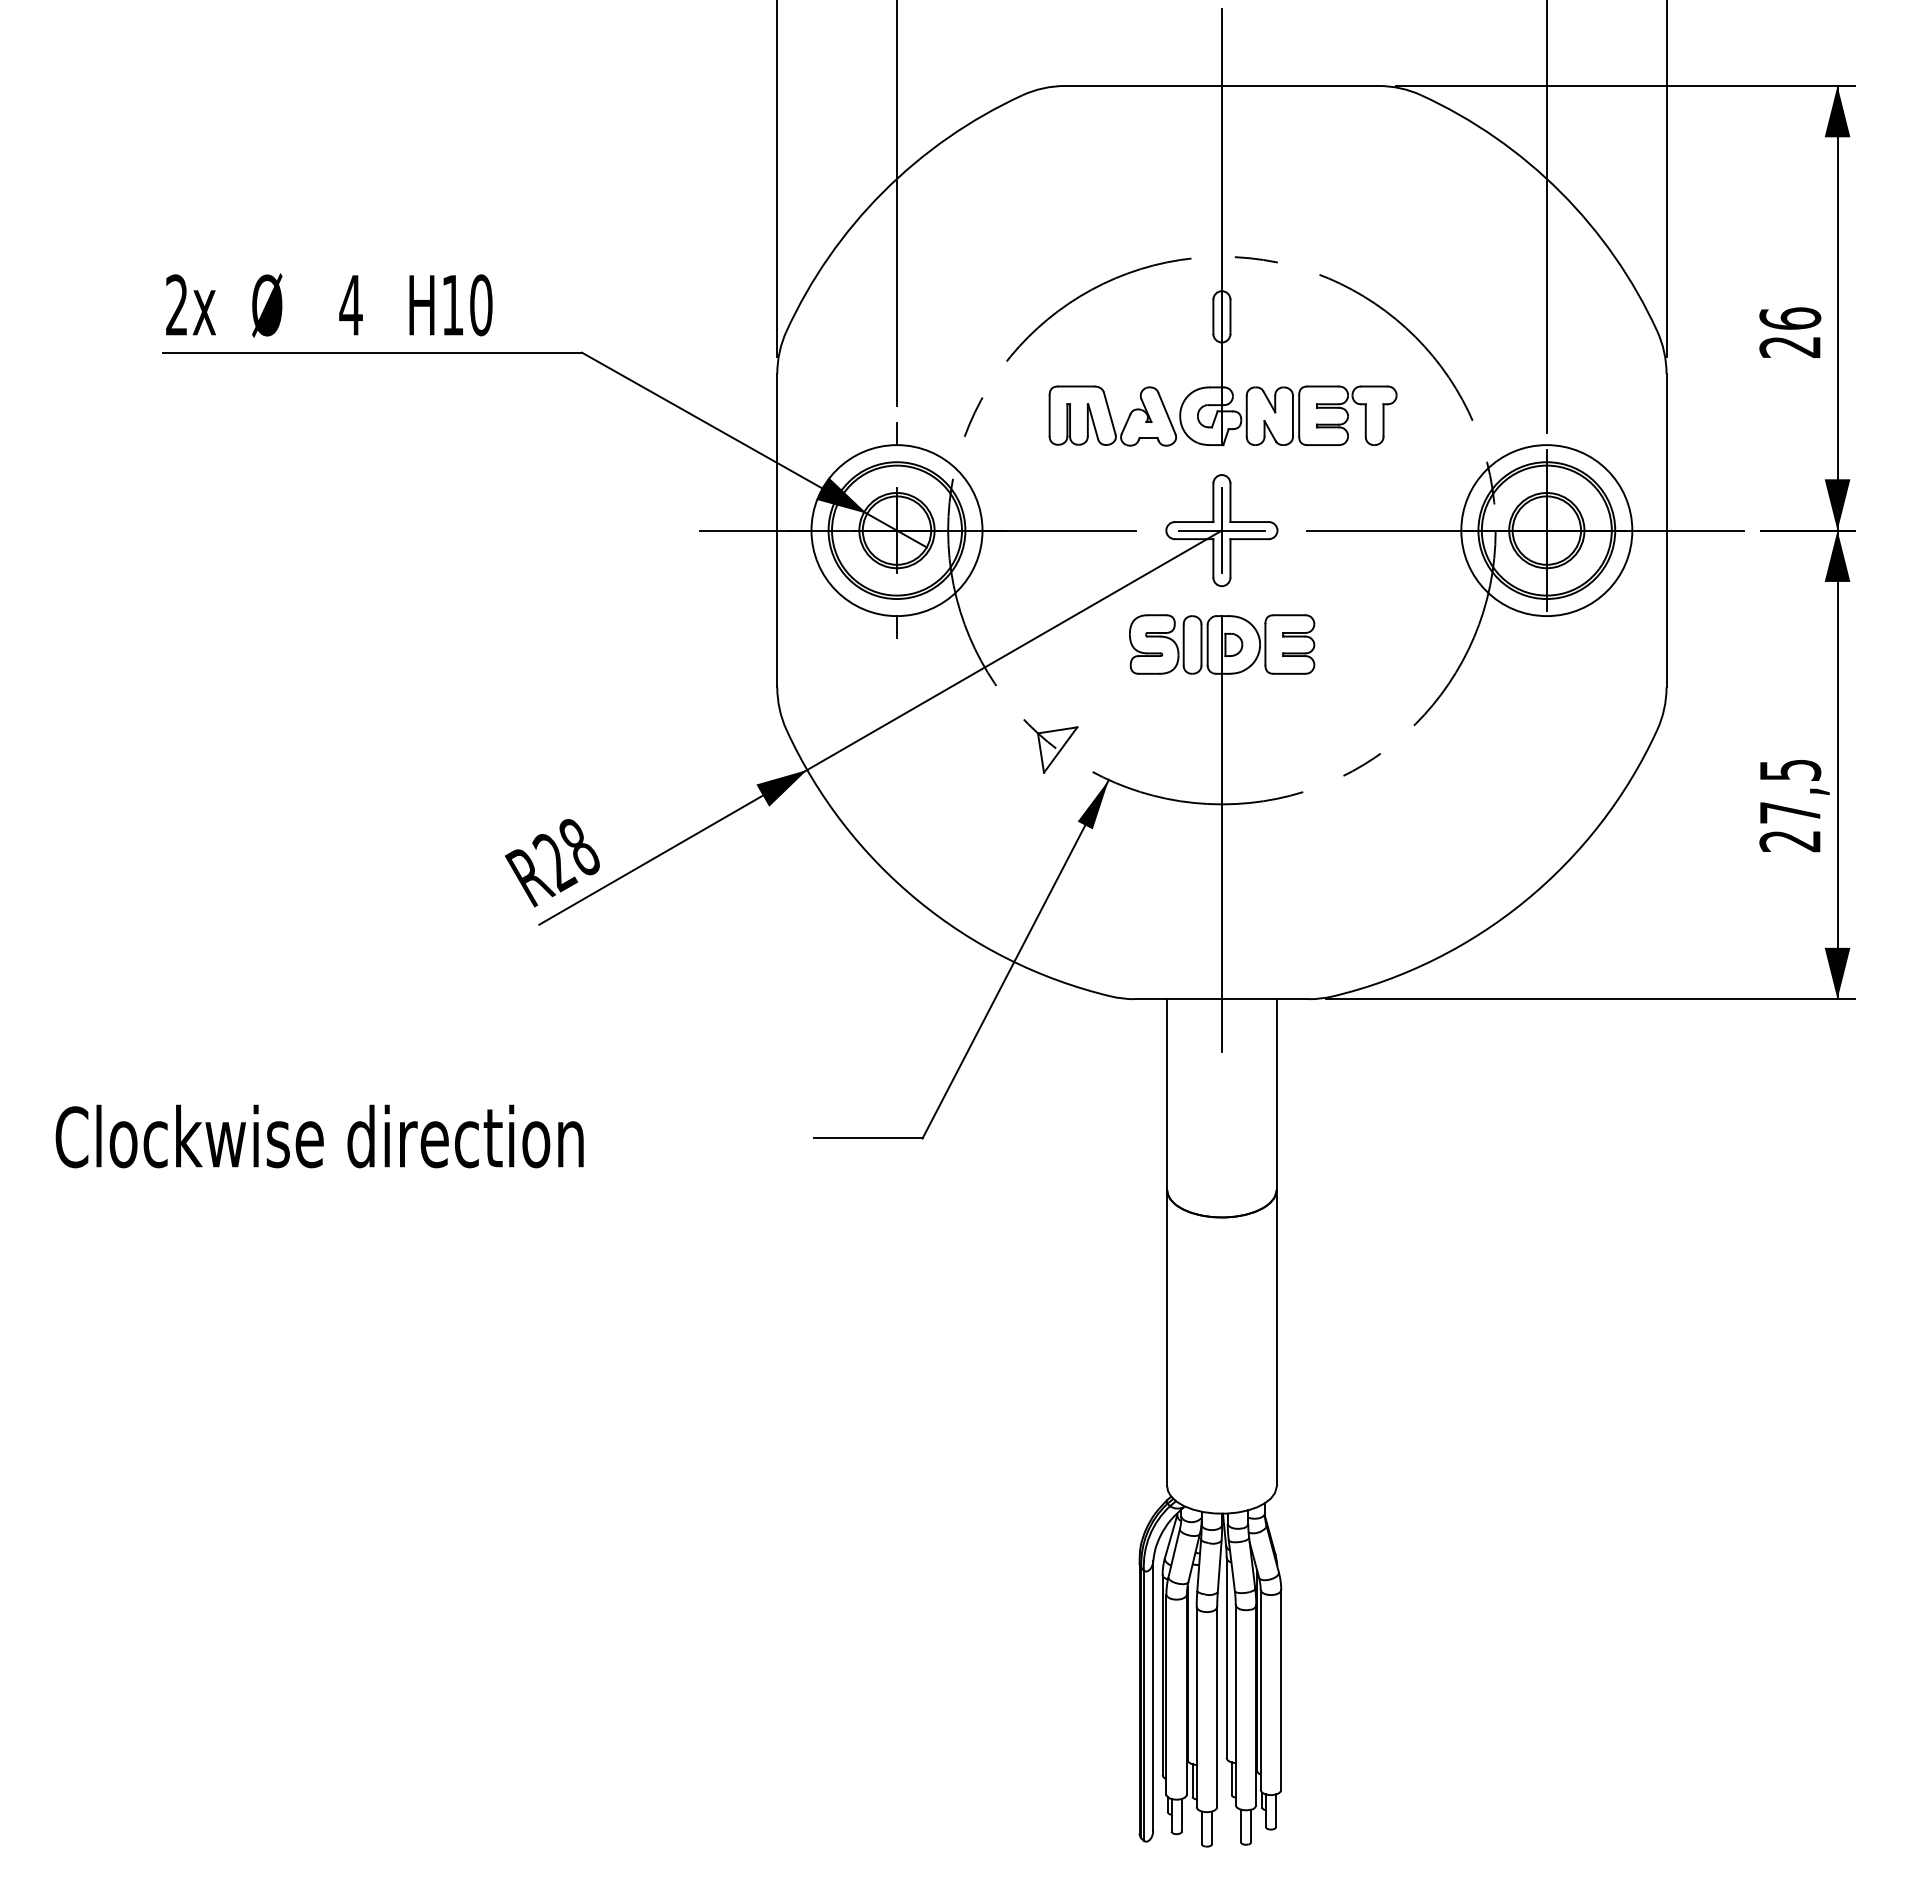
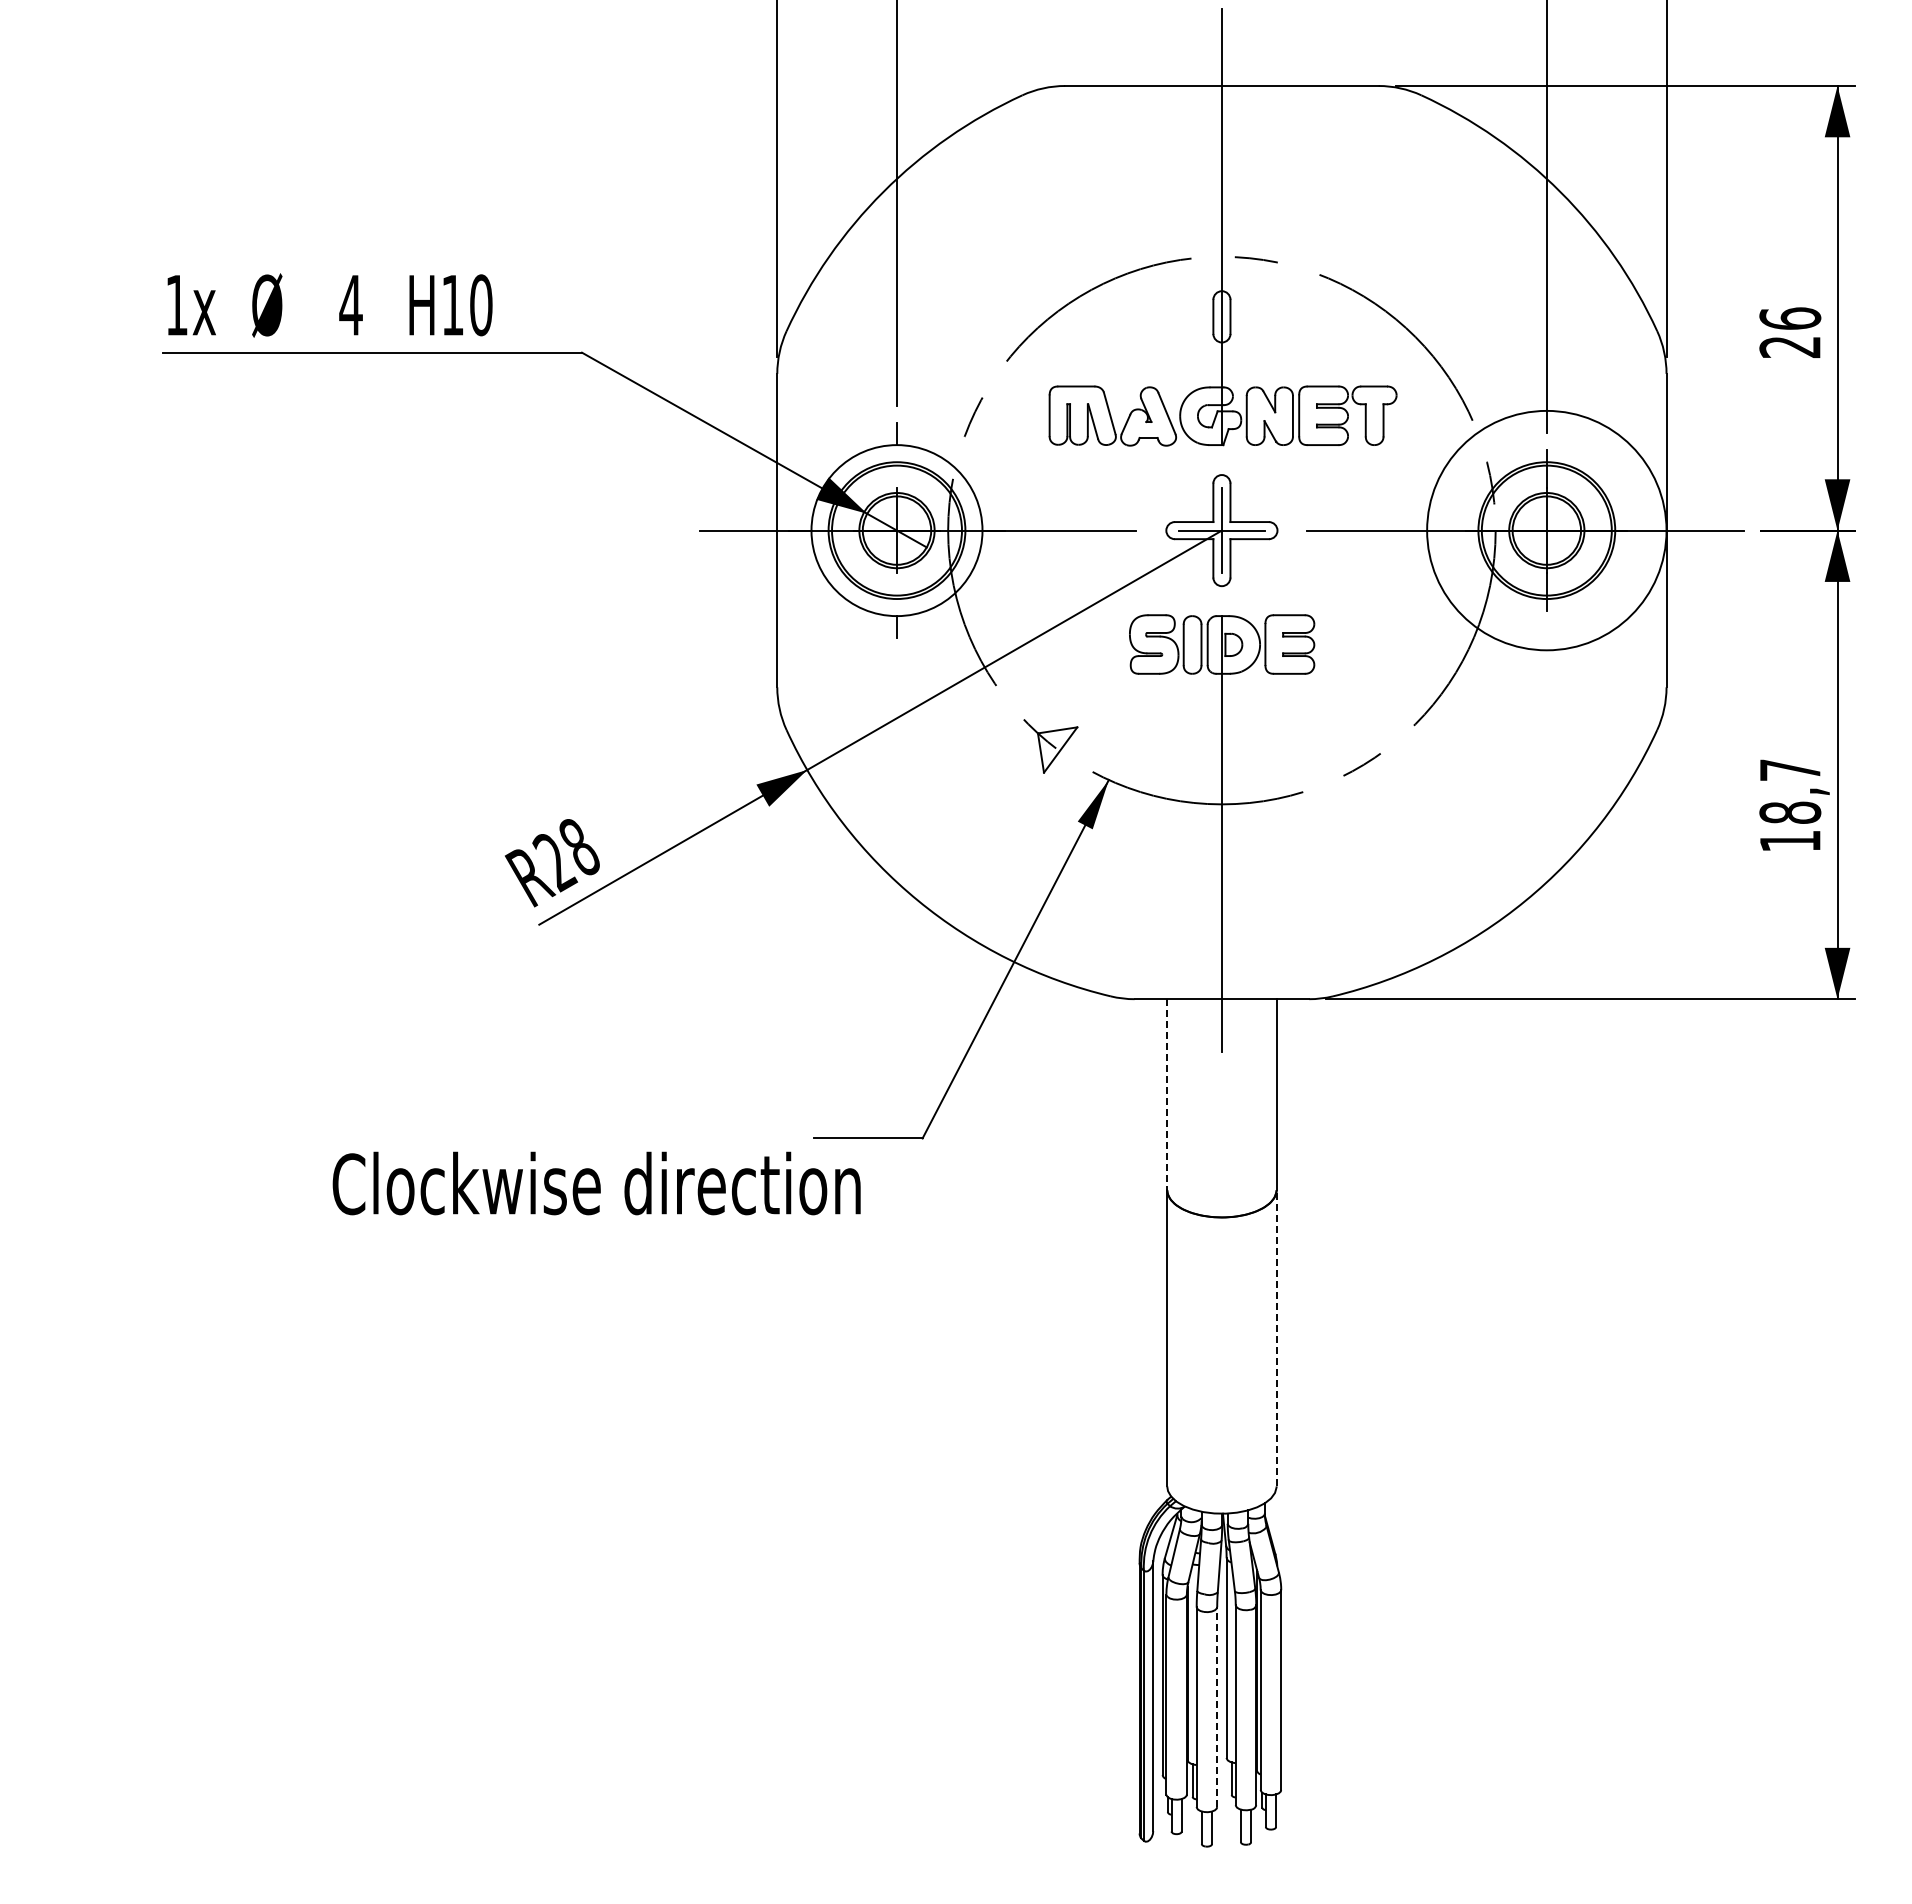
text: 2x -> 1x (176, 304)
circle diameter: 171 px -> 239 px (1546, 530)
text: 27,5 -> 18,7 (1790, 805)
line: solid -> dashed (1167, 1094)
text position: (319, 1136) -> (596, 1183) (596, 1183)
line: solid -> dashed (1276, 1337)
line: solid -> dashed (1217, 1706)
